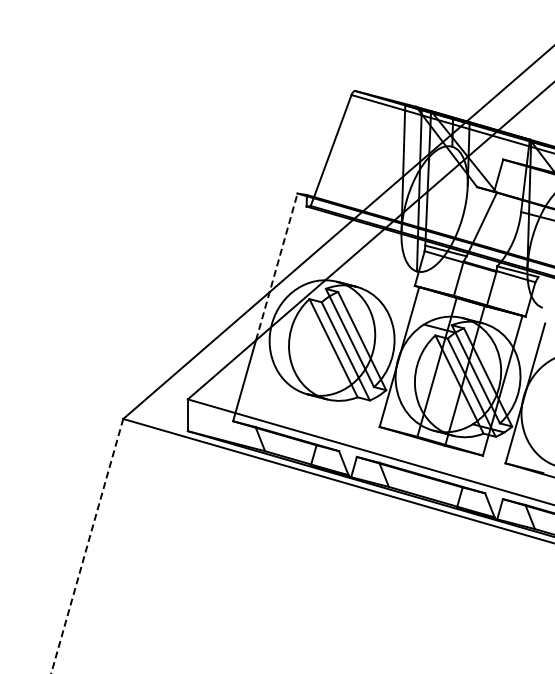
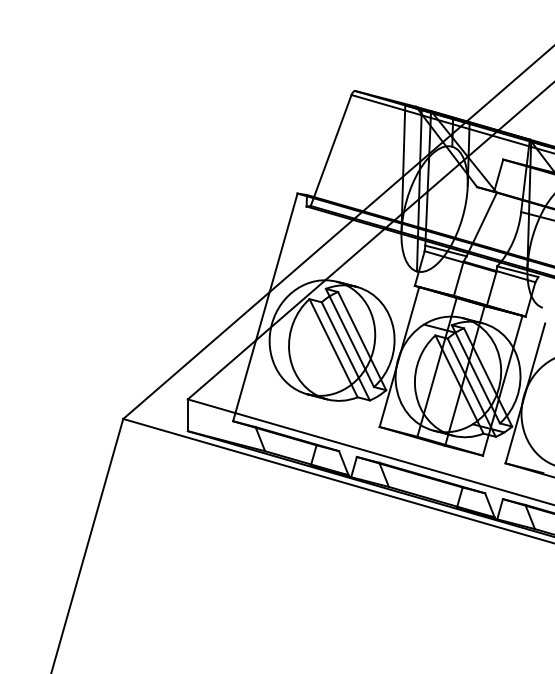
line: dashed -> solid (276, 266)
line: dashed -> solid (87, 545)
